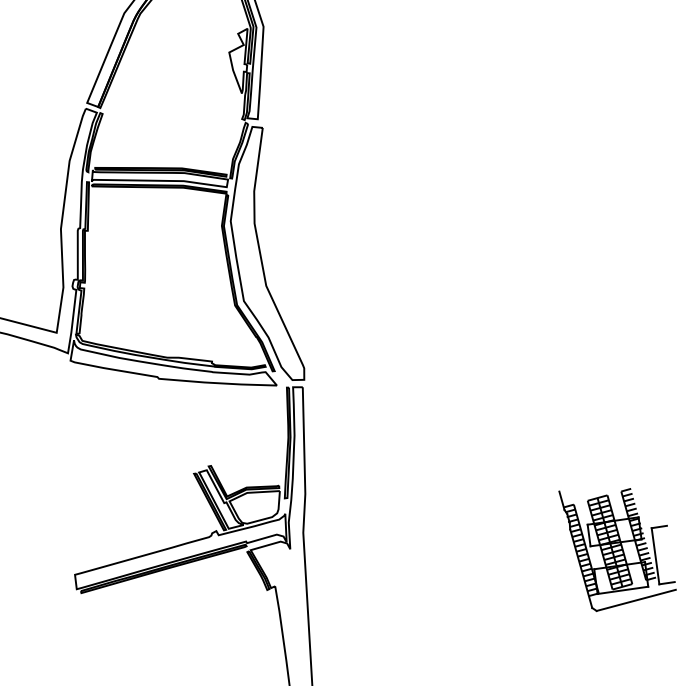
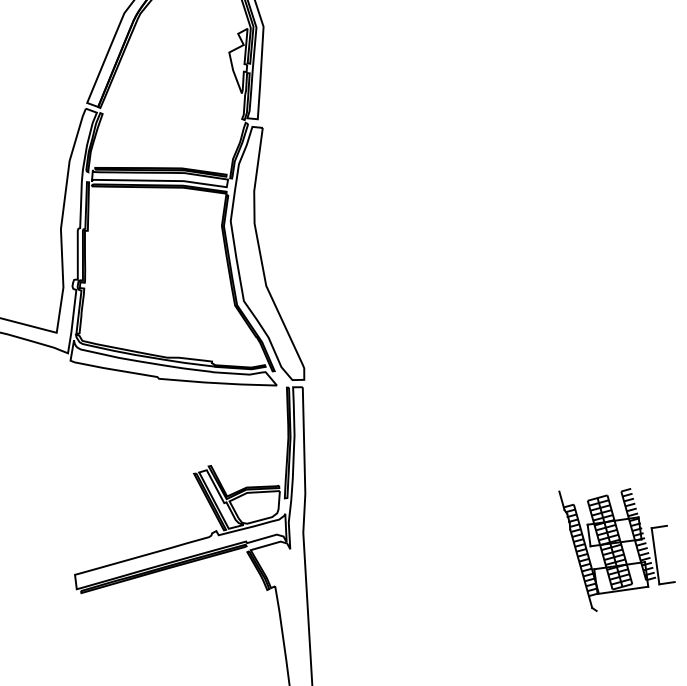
line: present -> none (635, 599)
